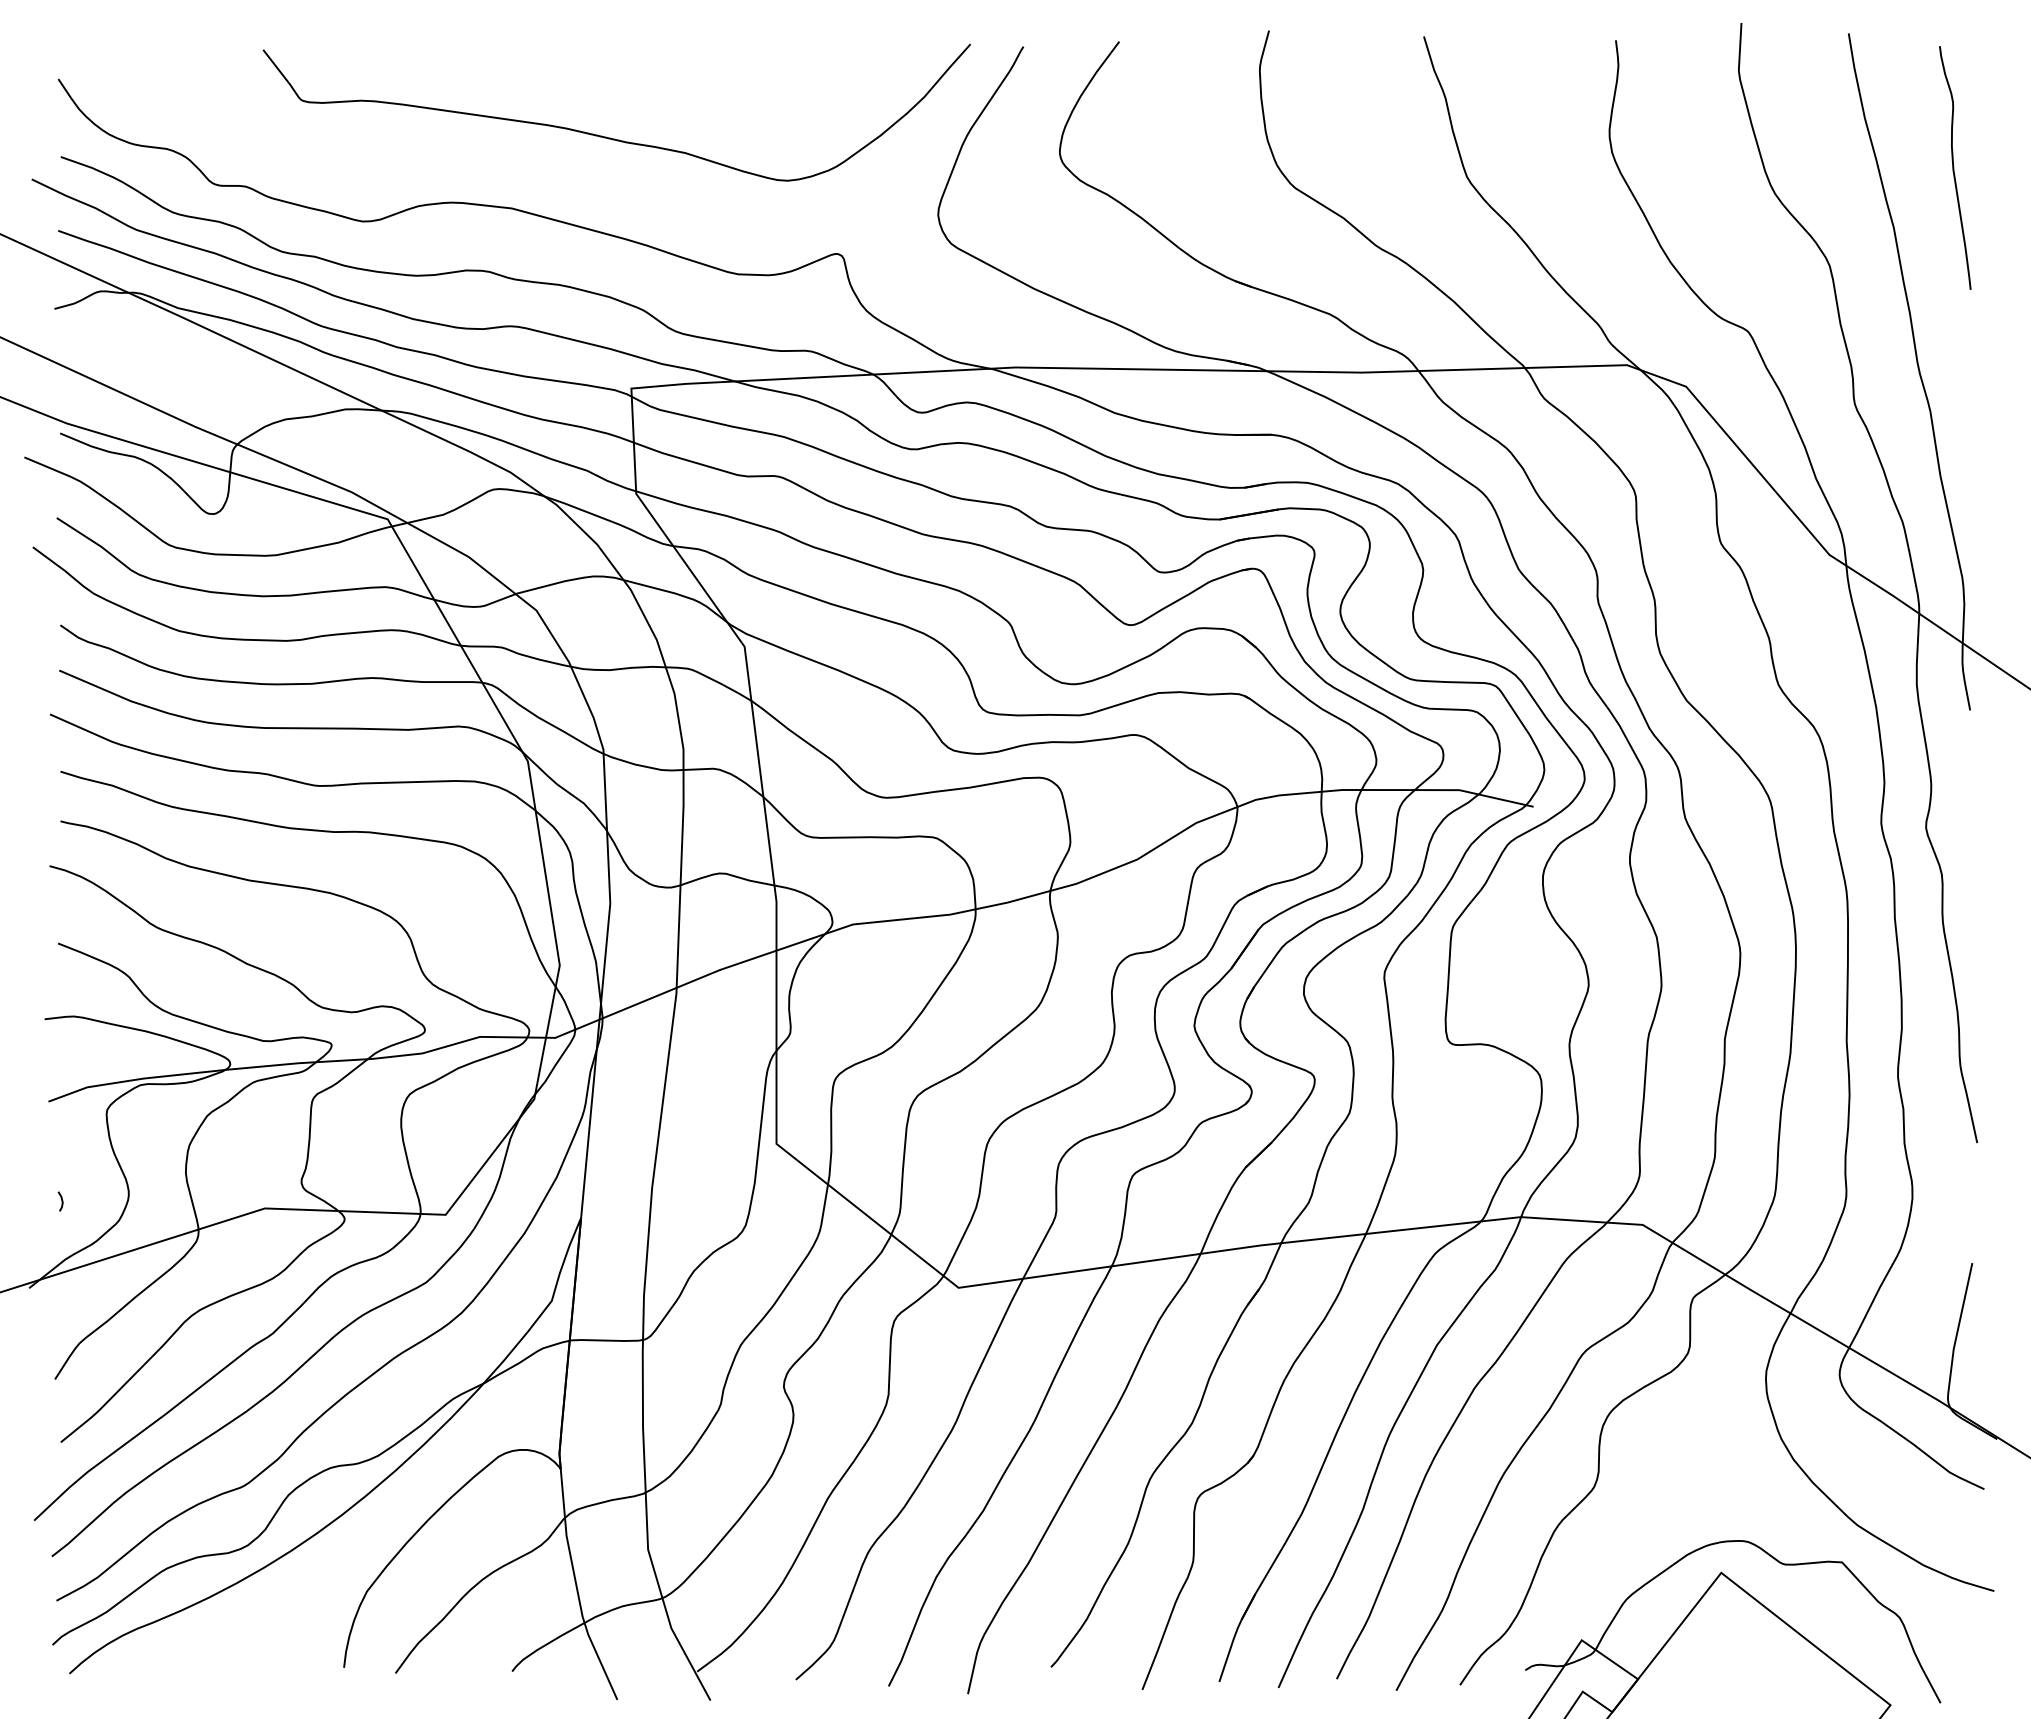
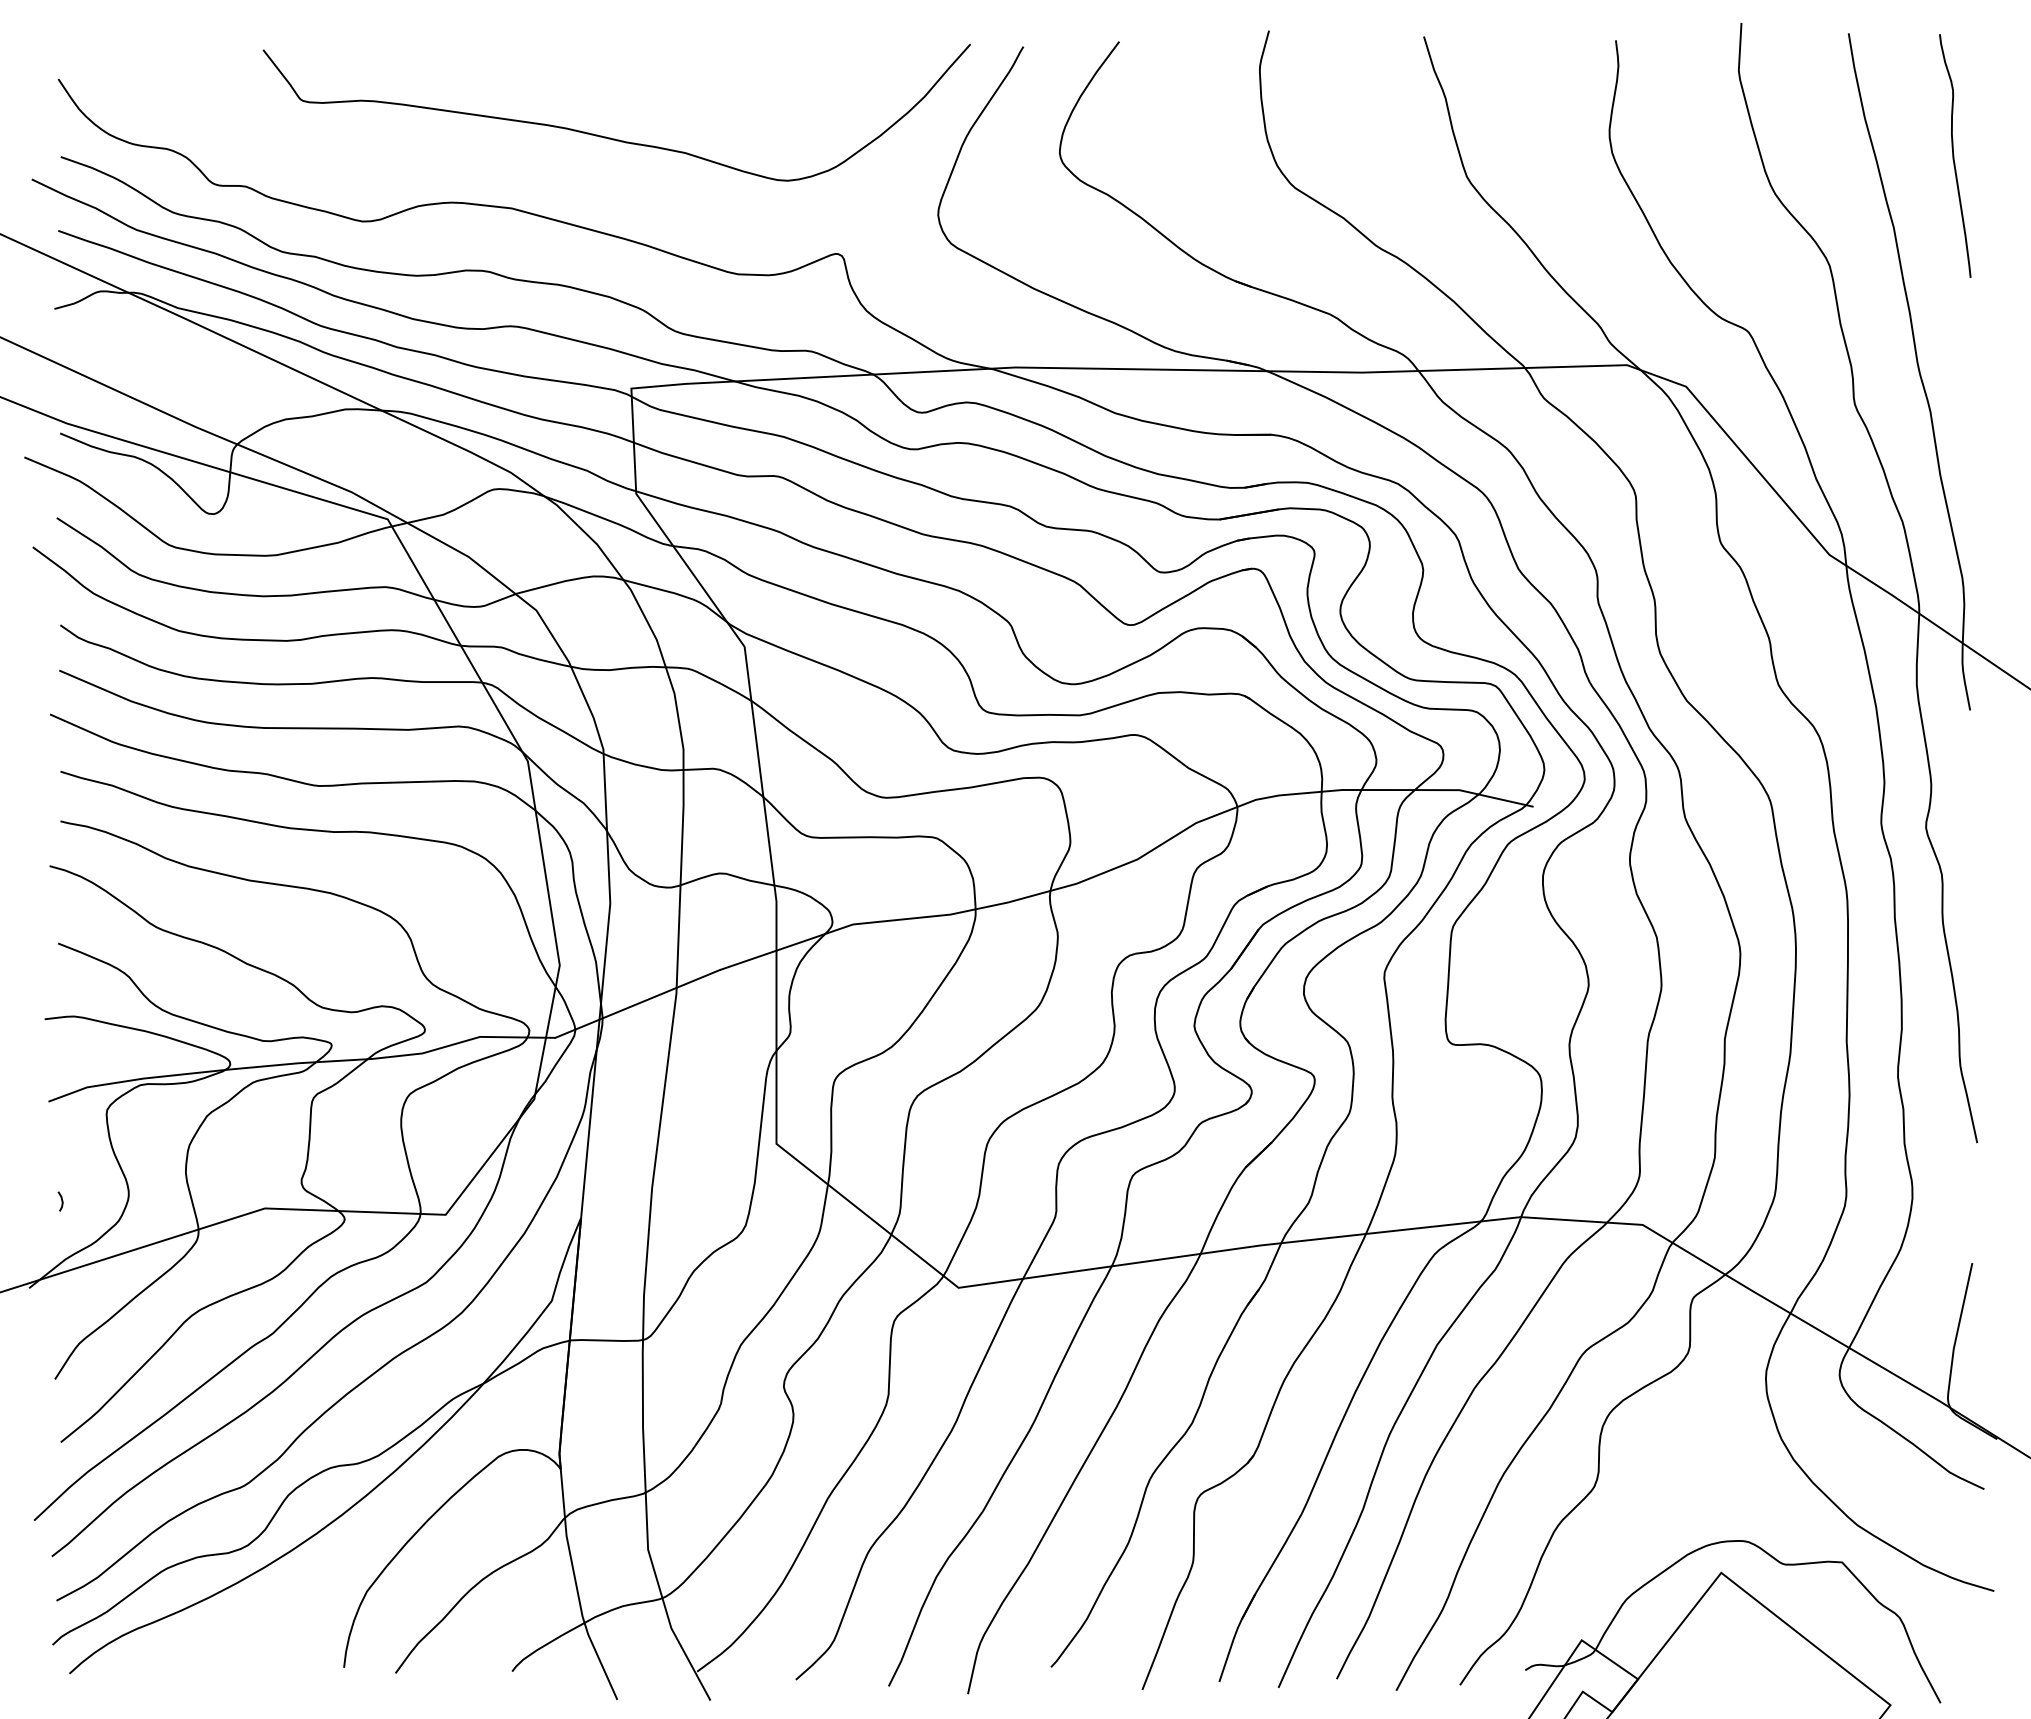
curve position: (1954, 167) -> (1954, 155) (1954, 155)
